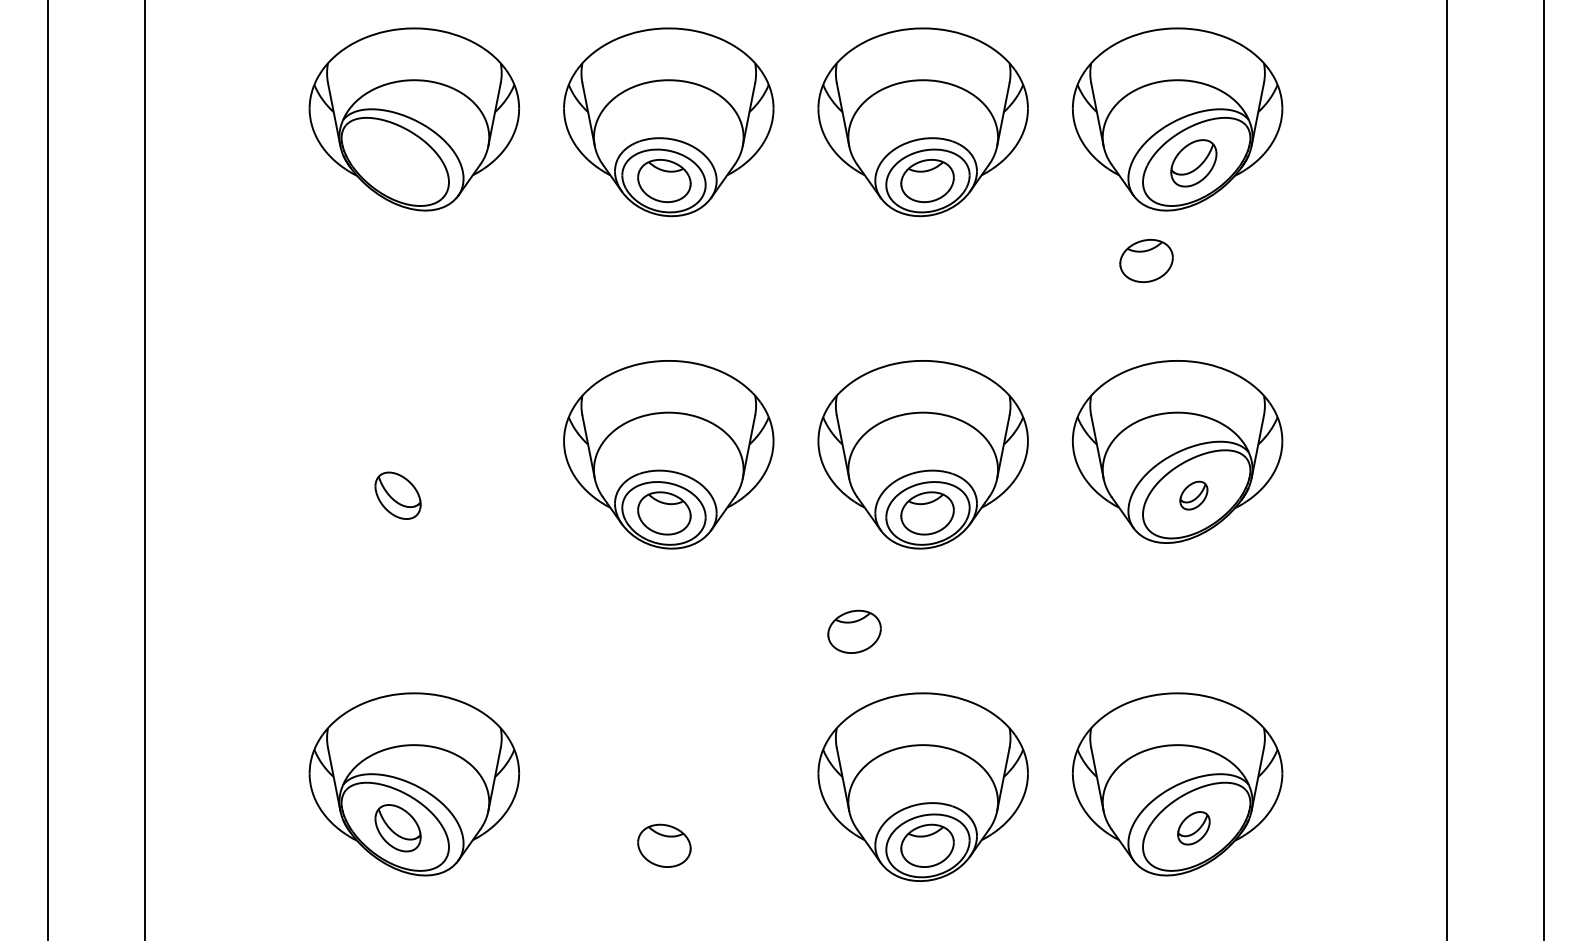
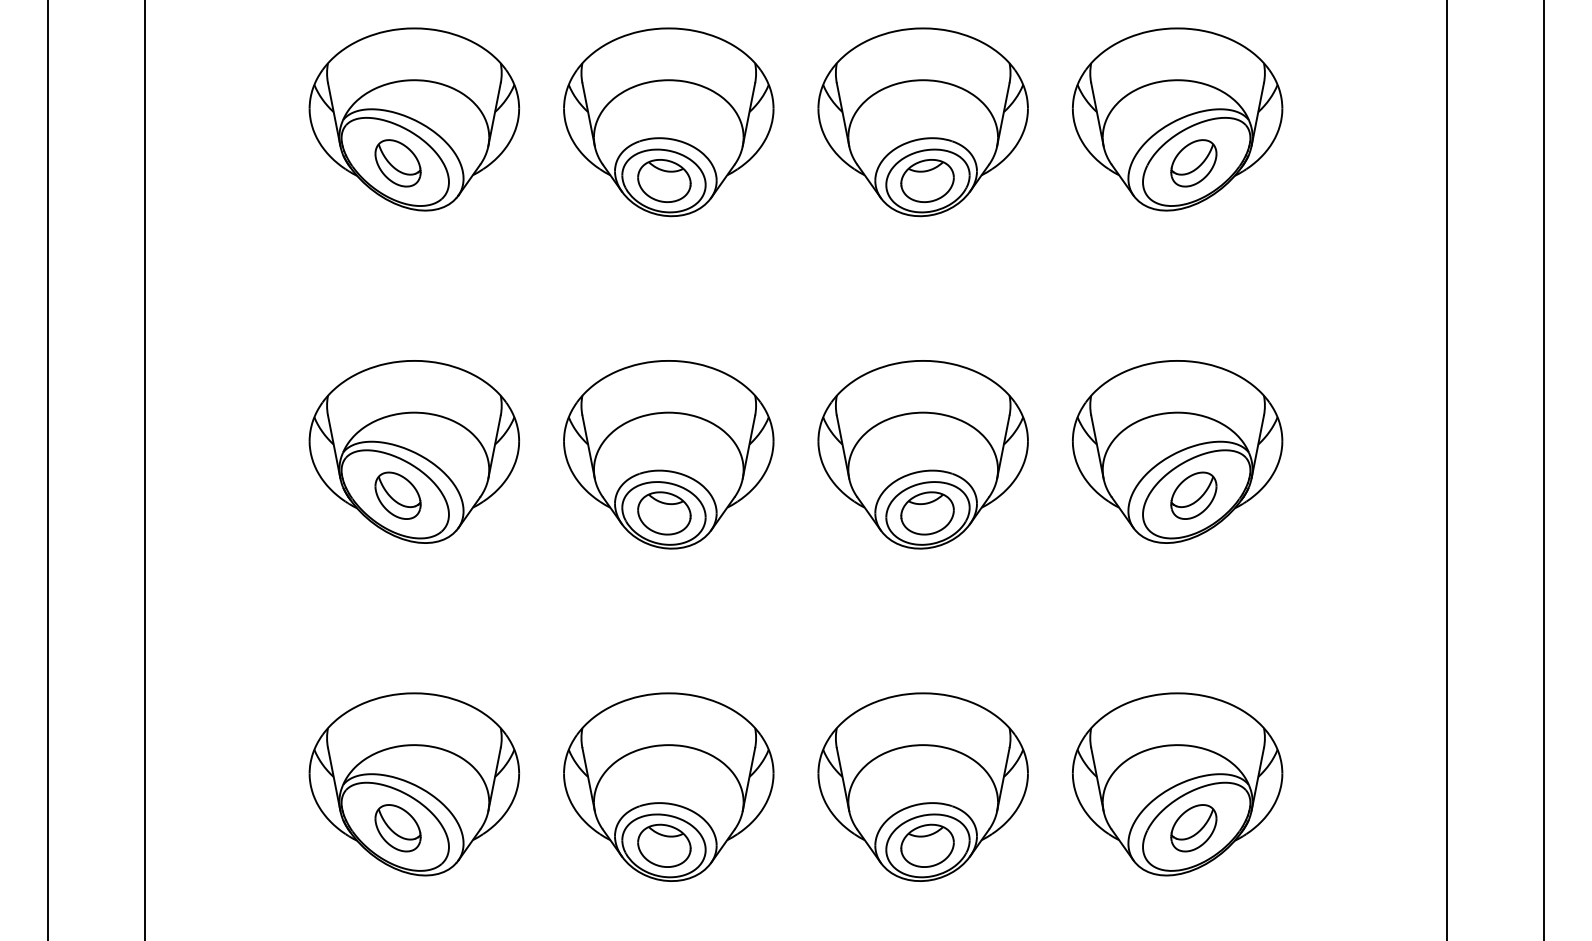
part: none -> present (397, 163)
part: present -> none (1146, 260)
part: none -> present (413, 451)
part size: 30x31 px -> 48x49 px (1193, 495)
part: present -> none (854, 631)
part: none -> present (668, 786)
part size: 34x35 px -> 48x49 px (1193, 828)
